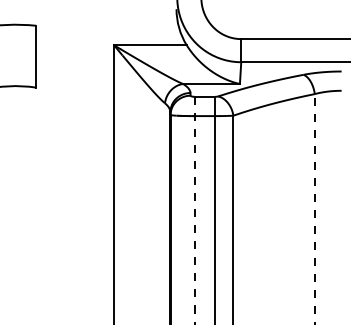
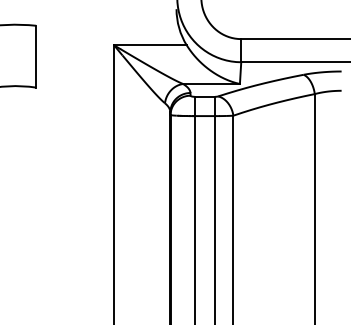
line: dashed -> solid (314, 208)
line: dashed -> solid (194, 210)
